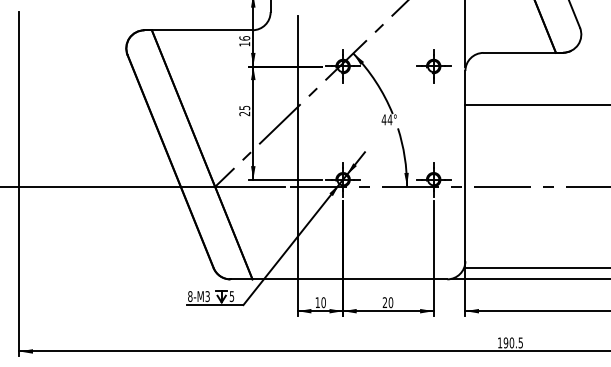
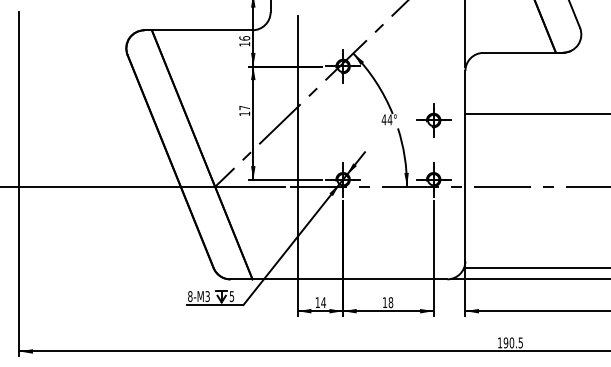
part position: (433, 66) -> (433, 120) (433, 120)
line position: (536, 105) -> (536, 114) (536, 114)
text: 25 -> 17 (244, 110)
text: 10 -> 14 (323, 302)
text: 20 -> 18 (387, 302)
